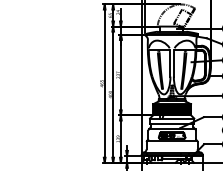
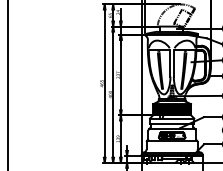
line: none -> present (8, 84)
